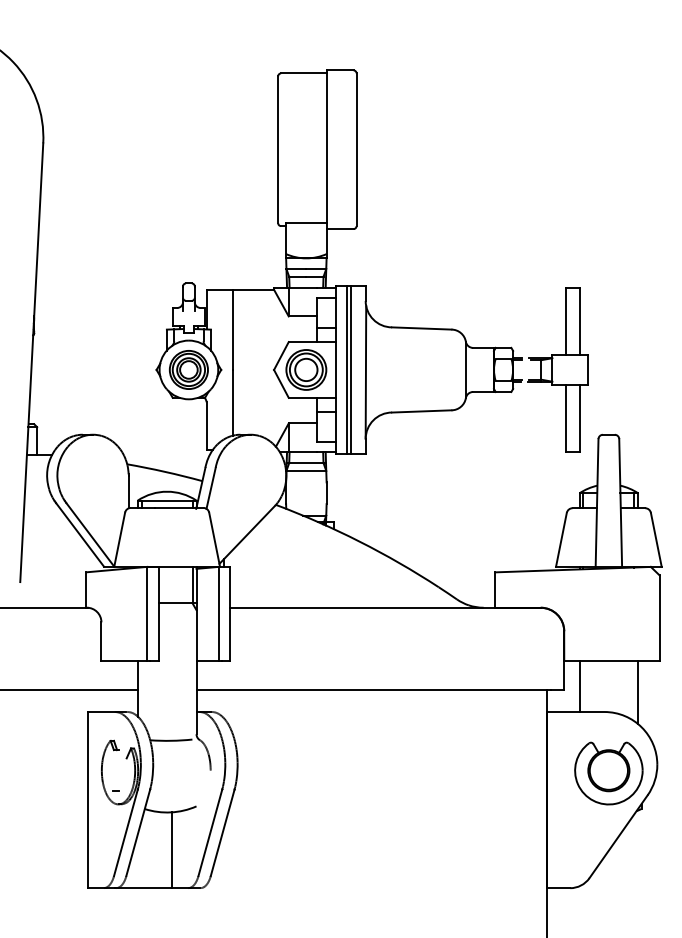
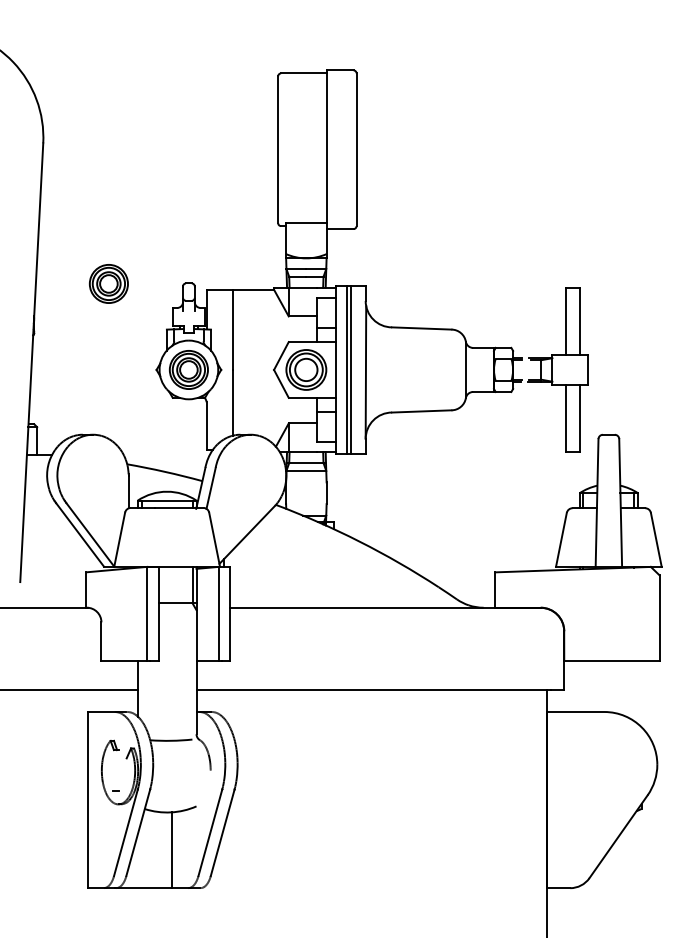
part: none -> present (108, 283)
line: present -> none (579, 686)
line: present -> none (638, 692)
part: present -> none (608, 773)
